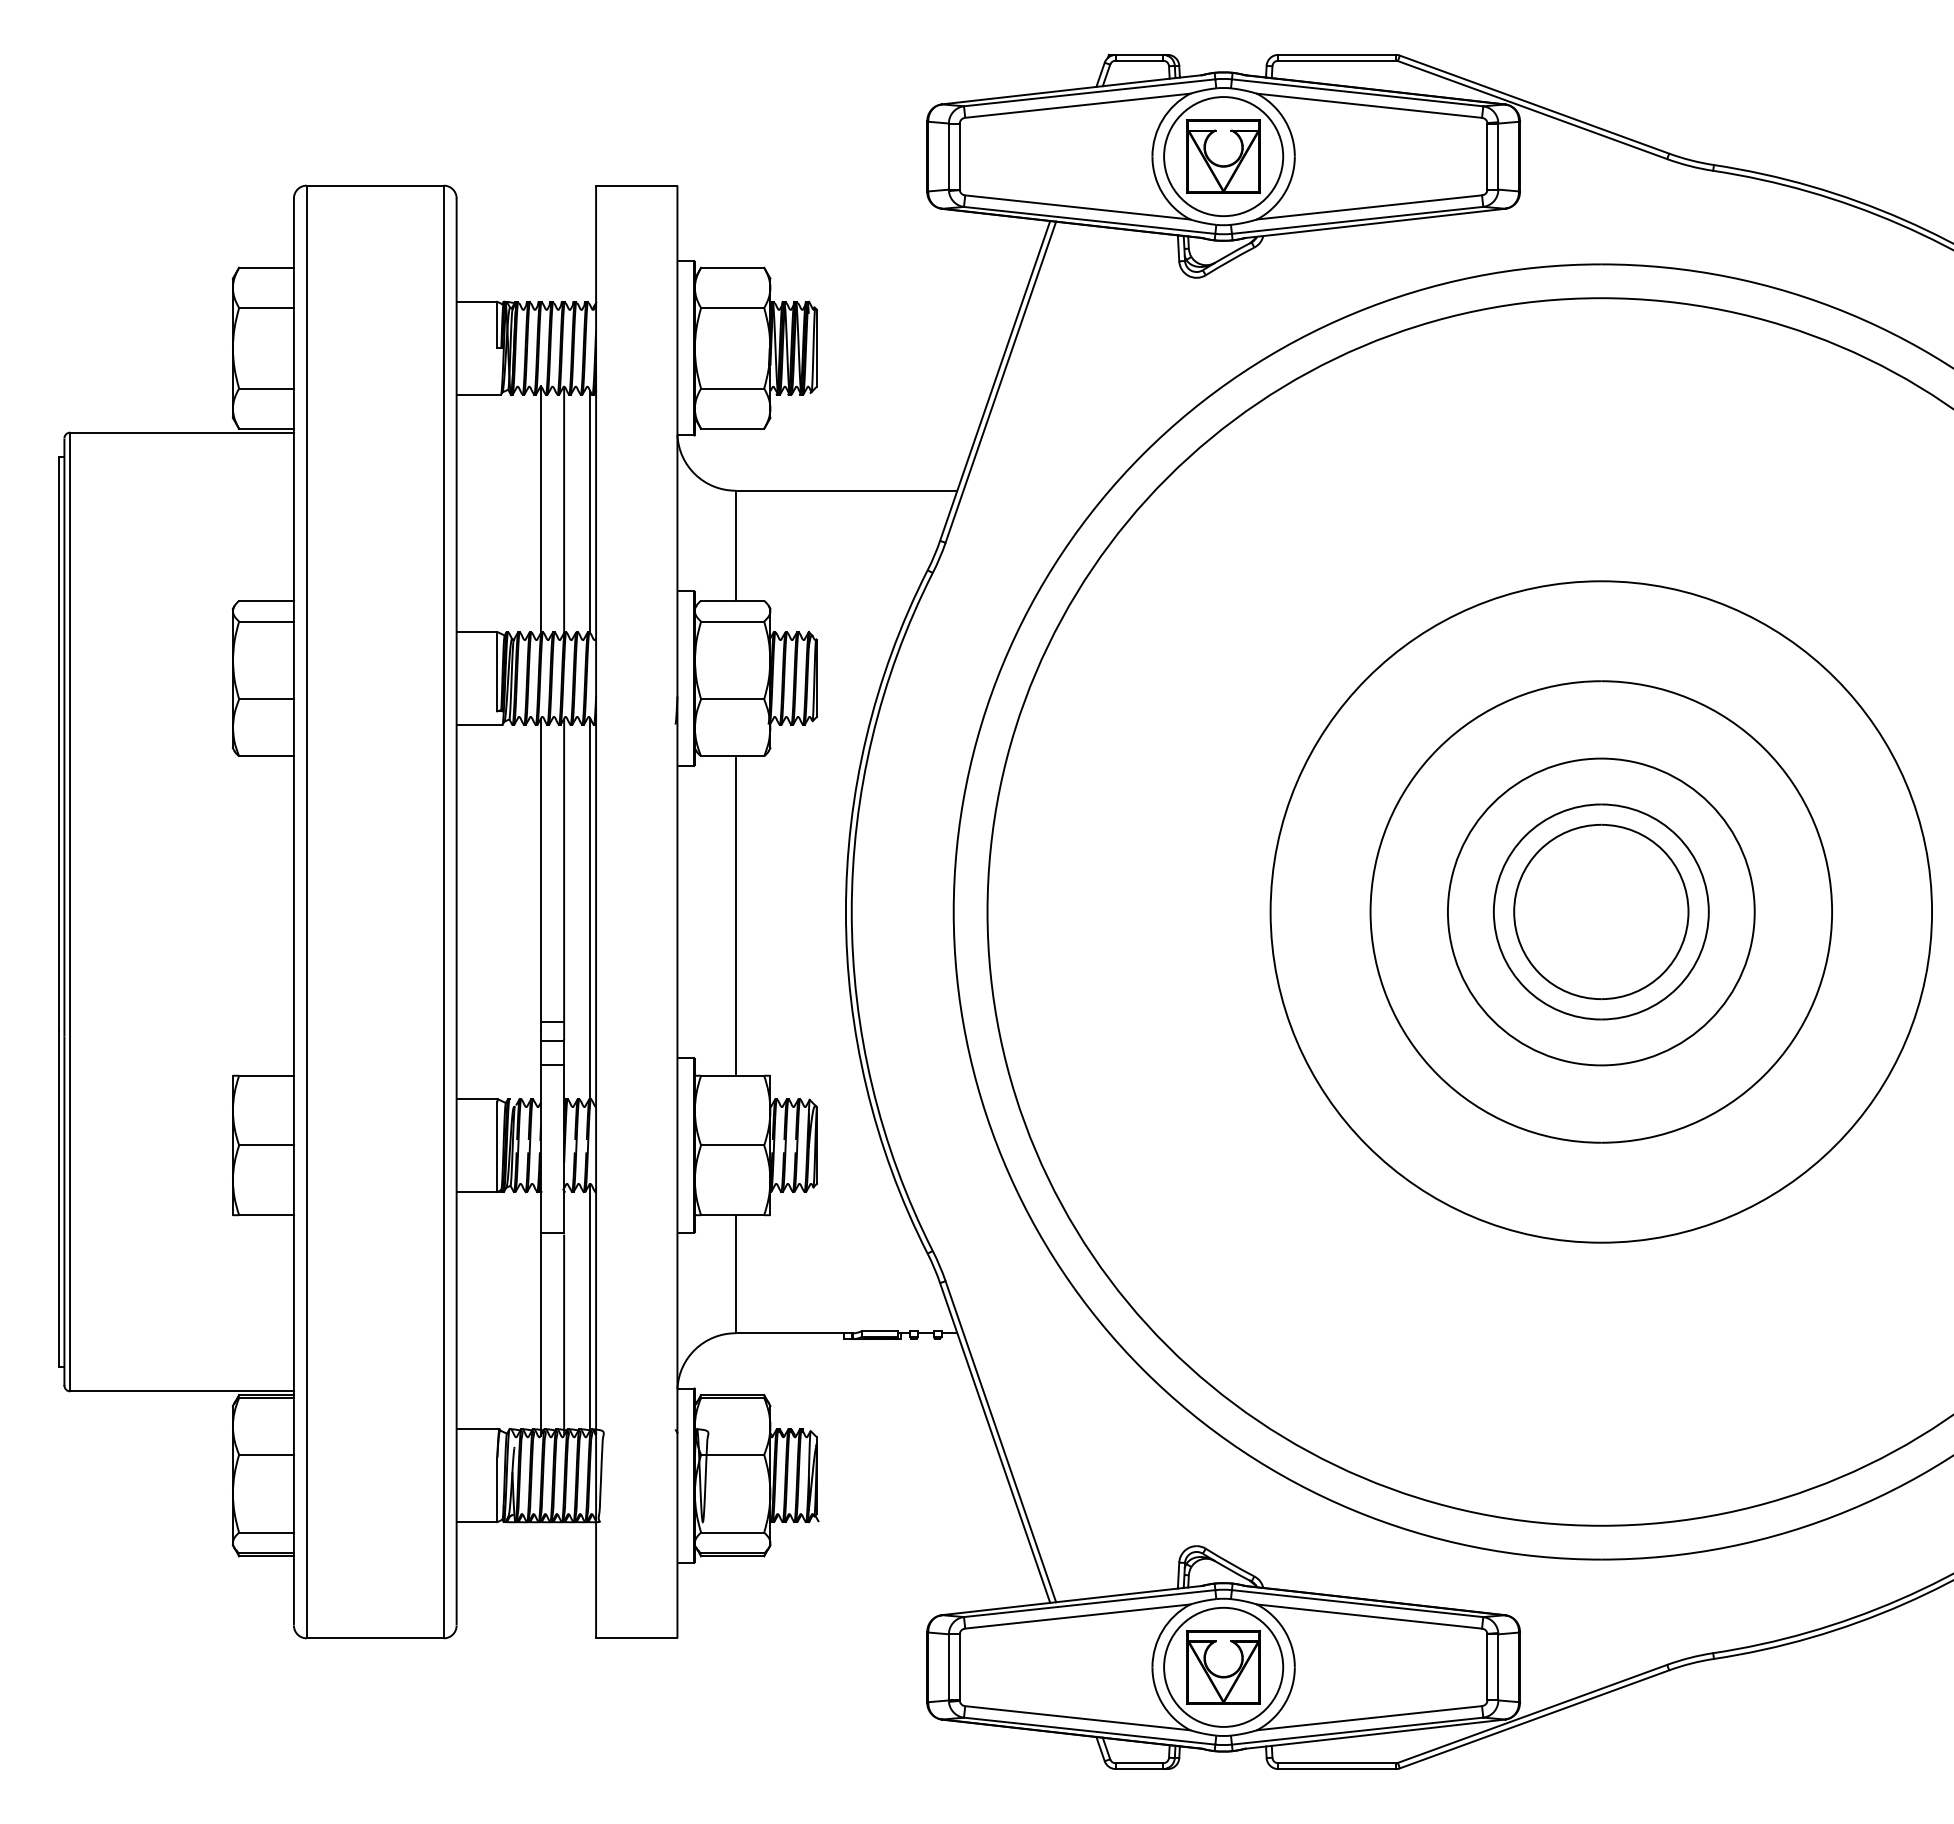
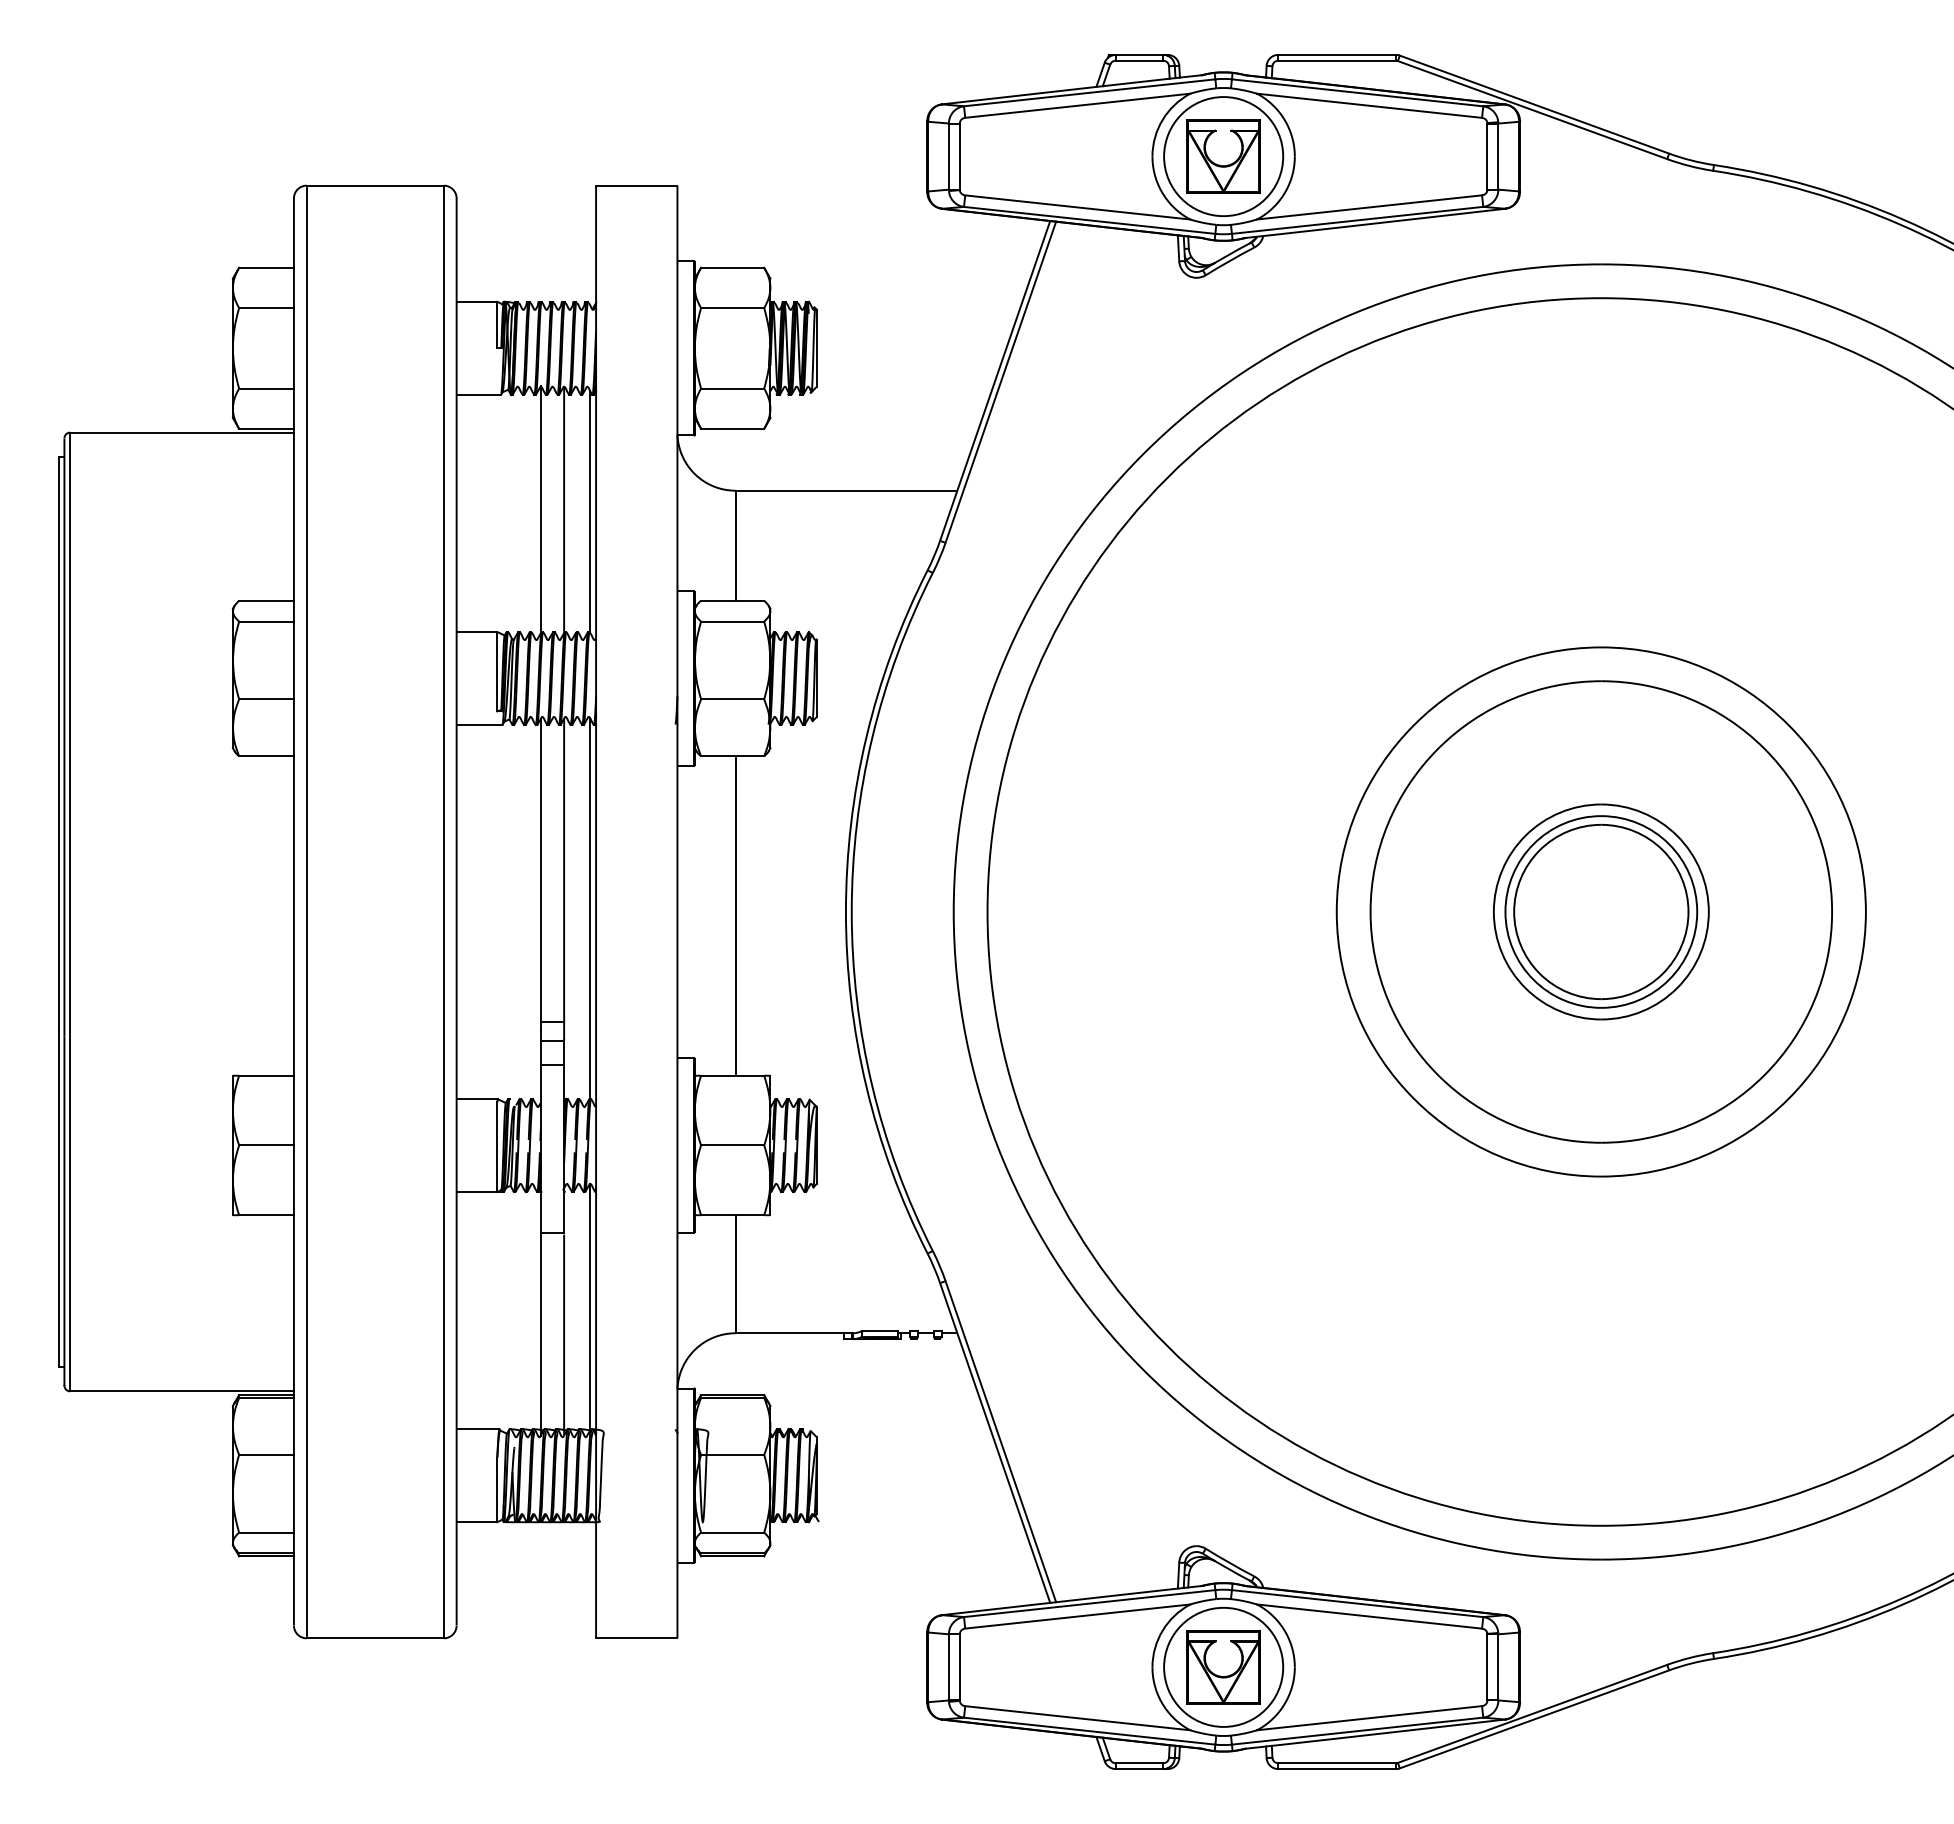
circle diameter: 307 px -> 192 px (1601, 911)
circle diameter: 661 px -> 529 px (1600, 911)
